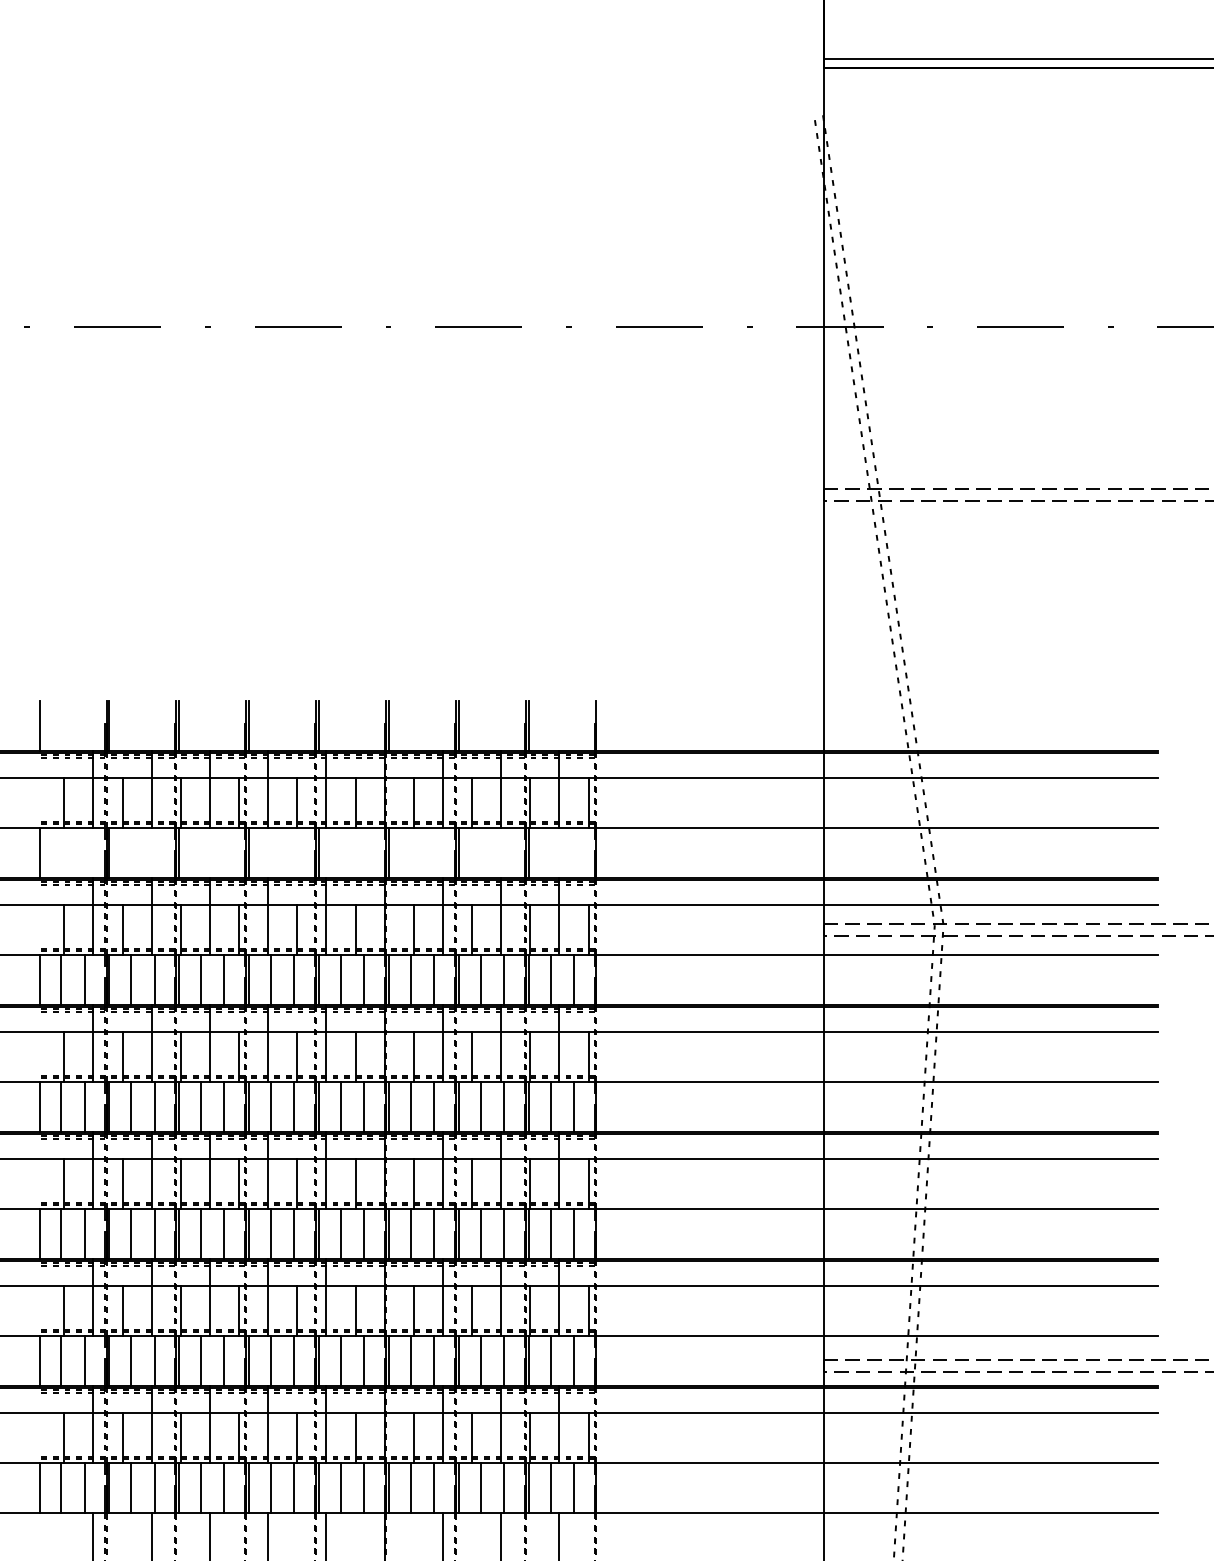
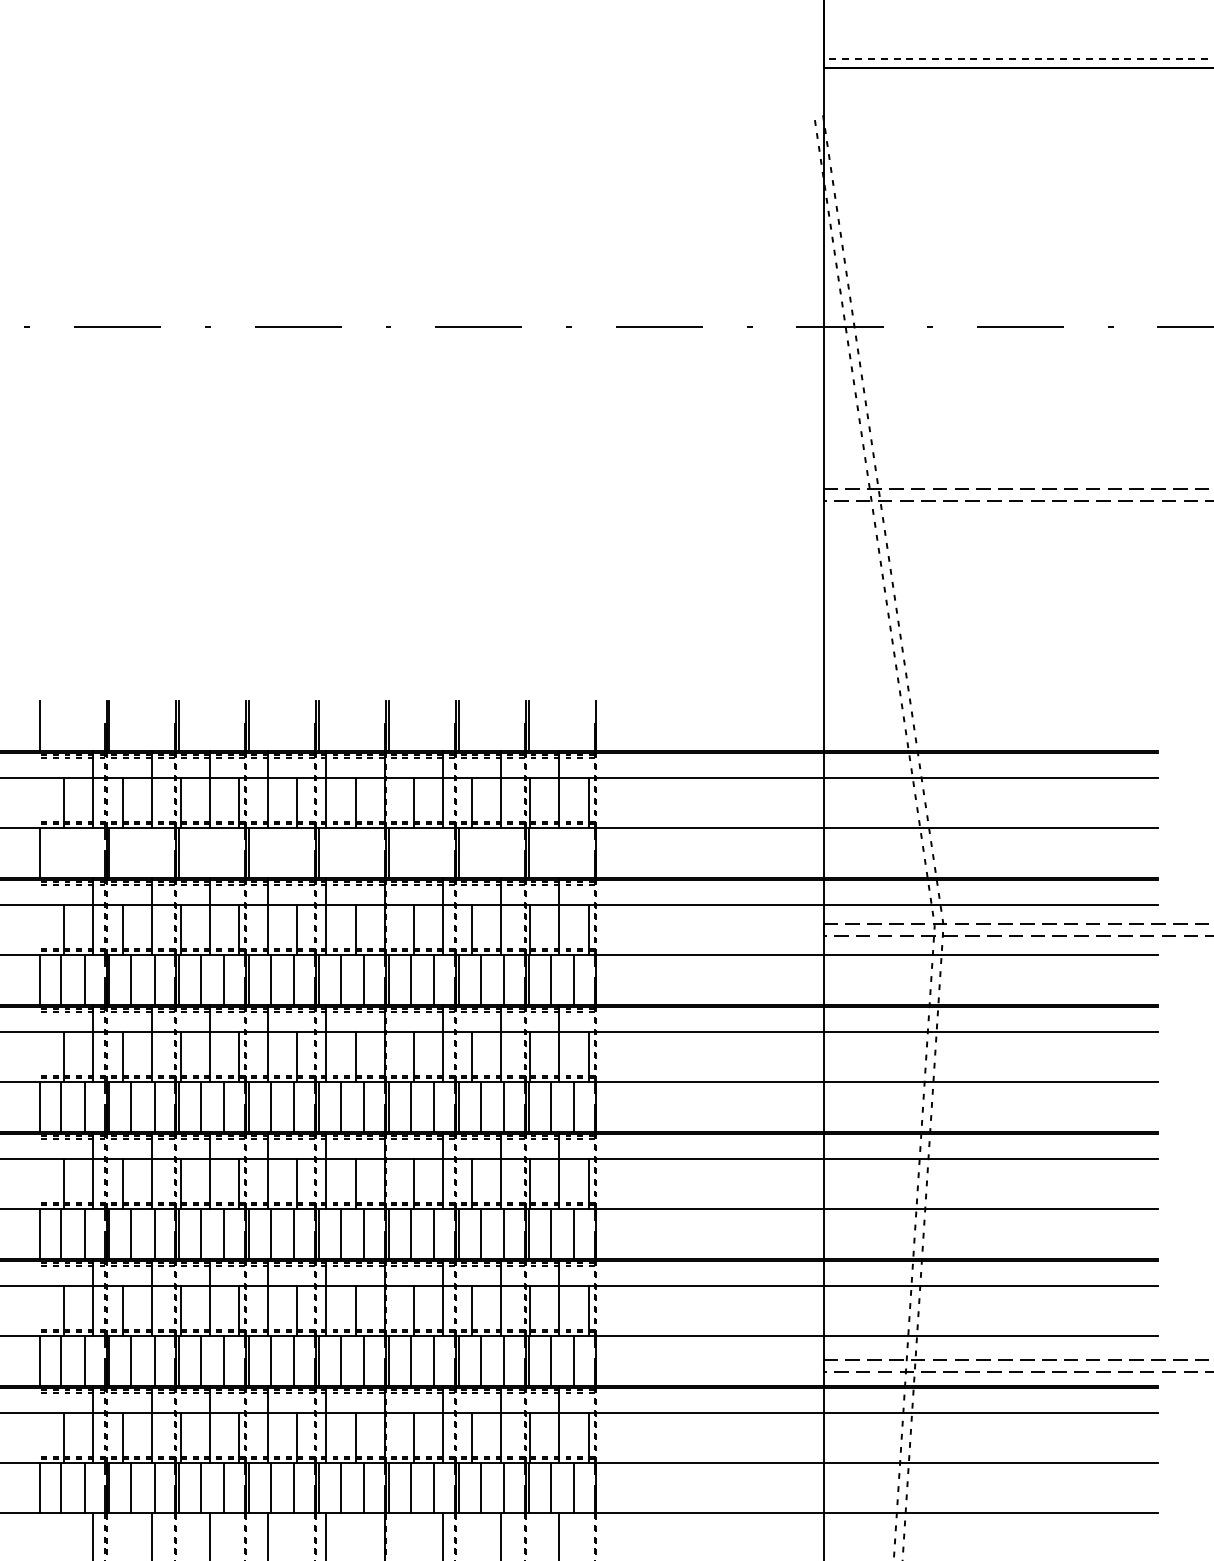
line: solid -> dashed (1018, 59)
